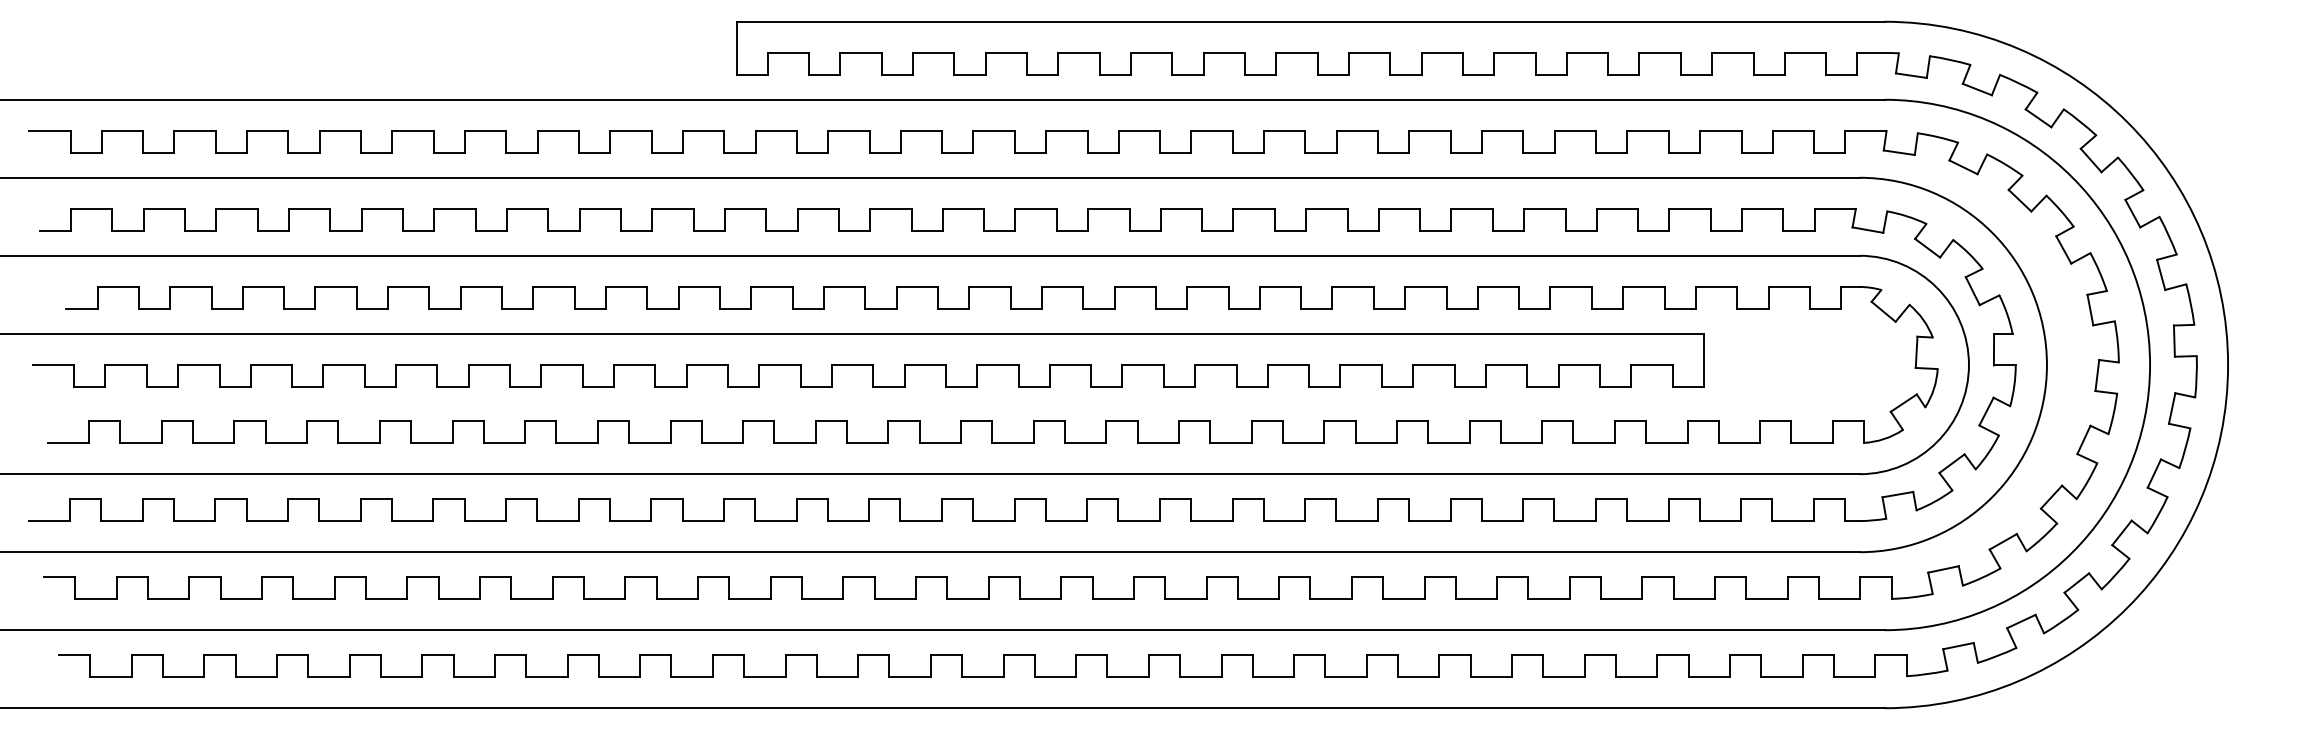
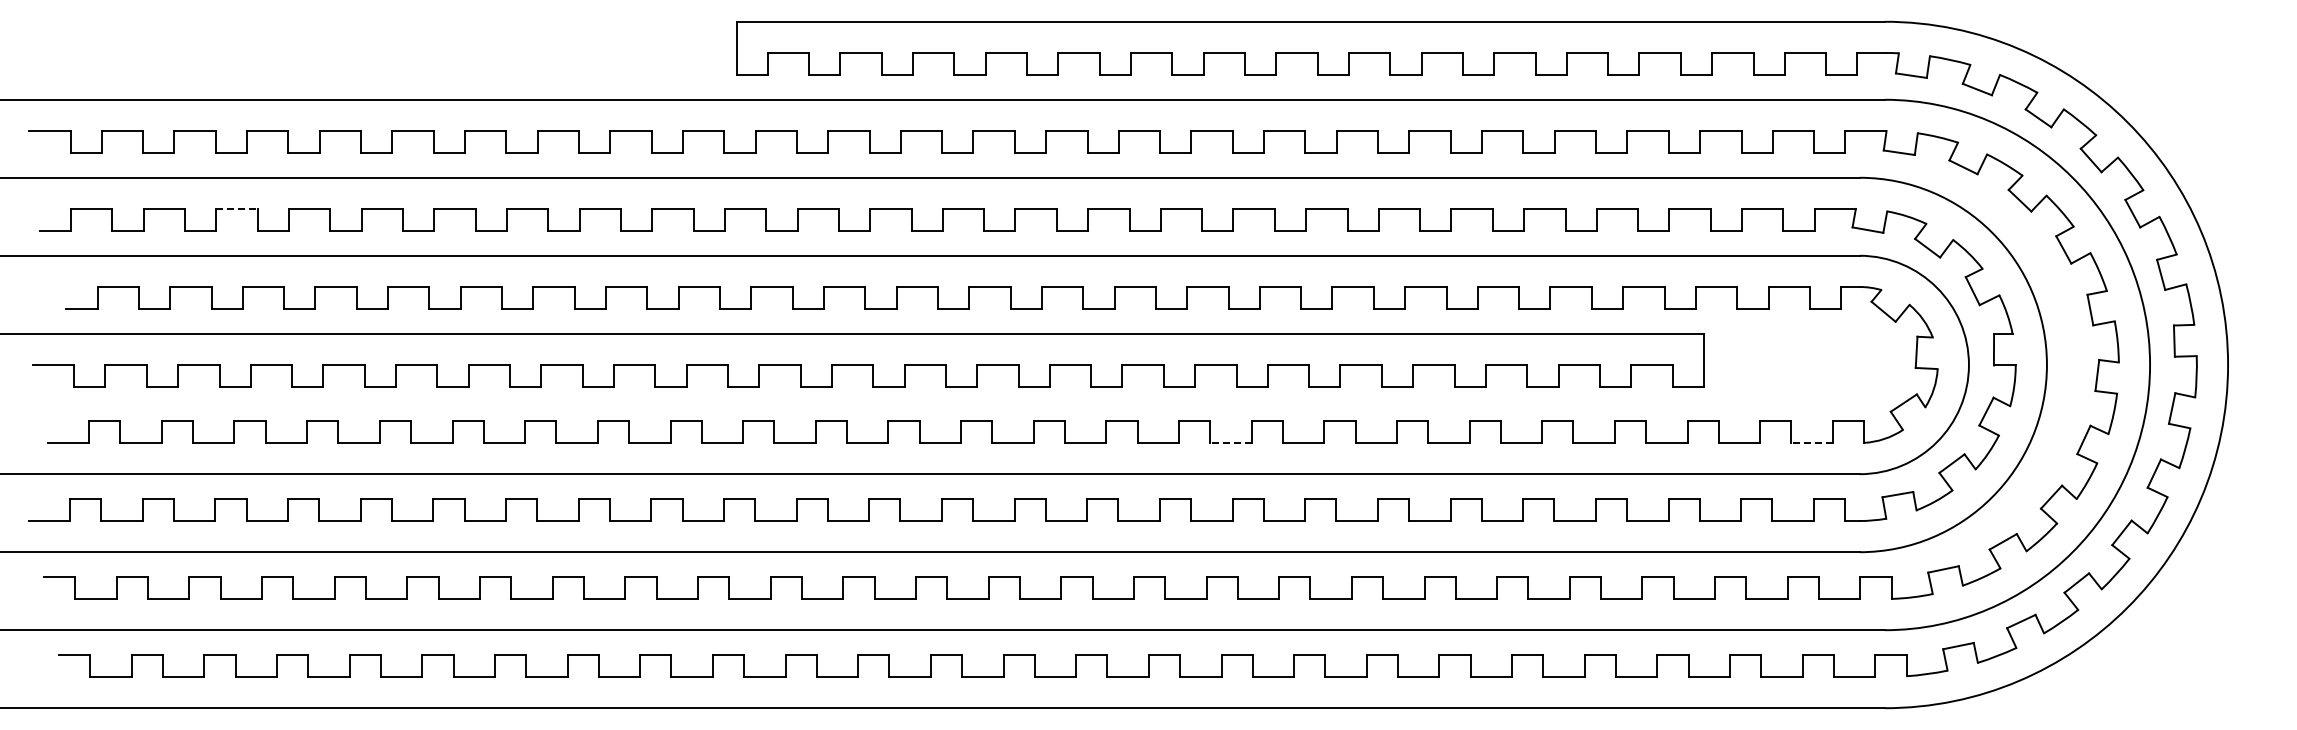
line: solid -> dashed (237, 208)
line: solid -> dashed (1230, 443)
line: solid -> dashed (1812, 443)
